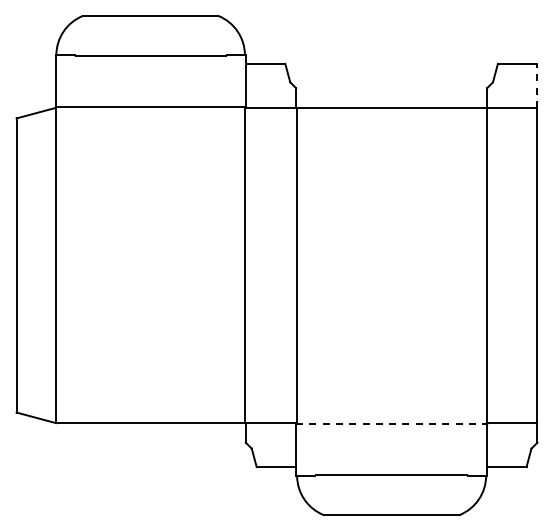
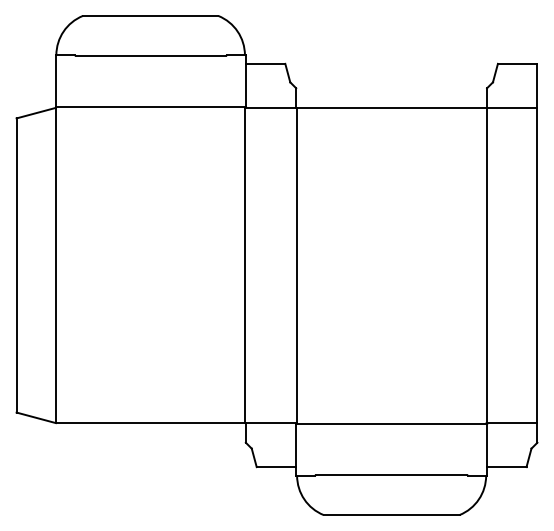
line: dashed -> solid (537, 85)
line: dashed -> solid (392, 424)
